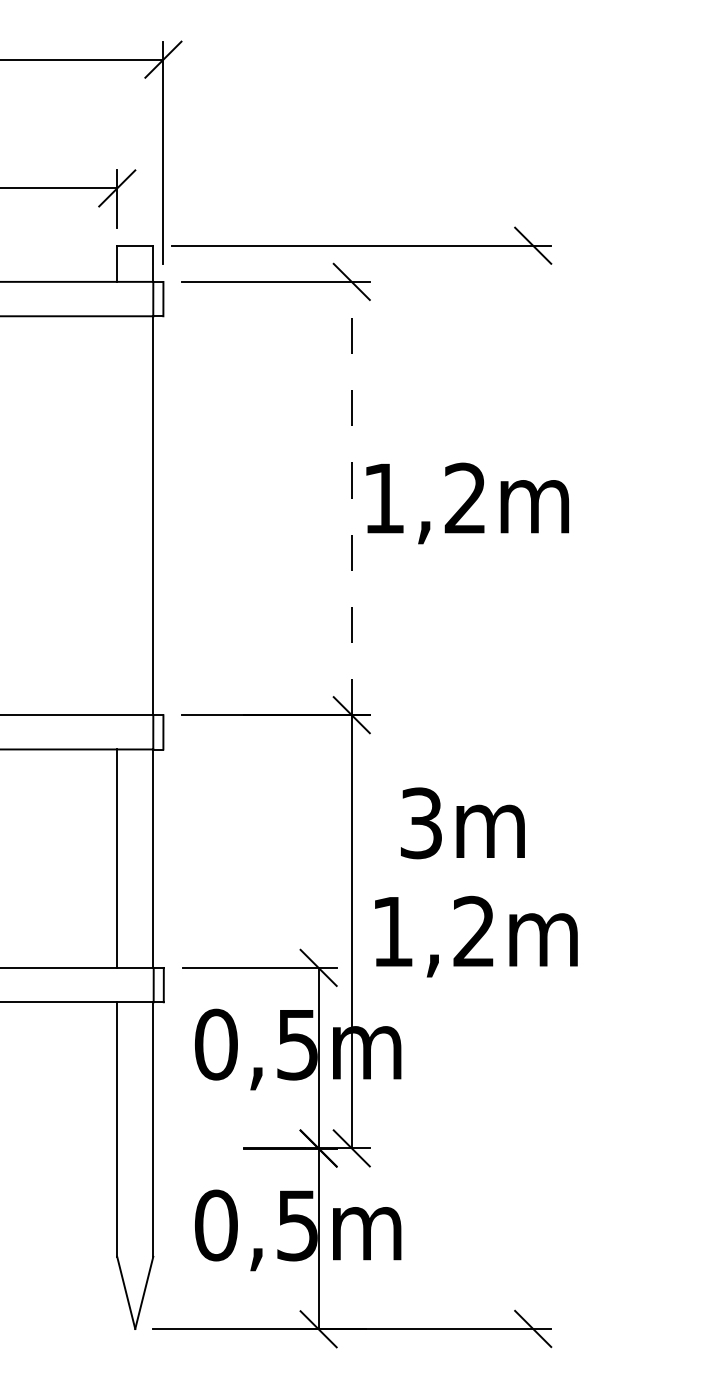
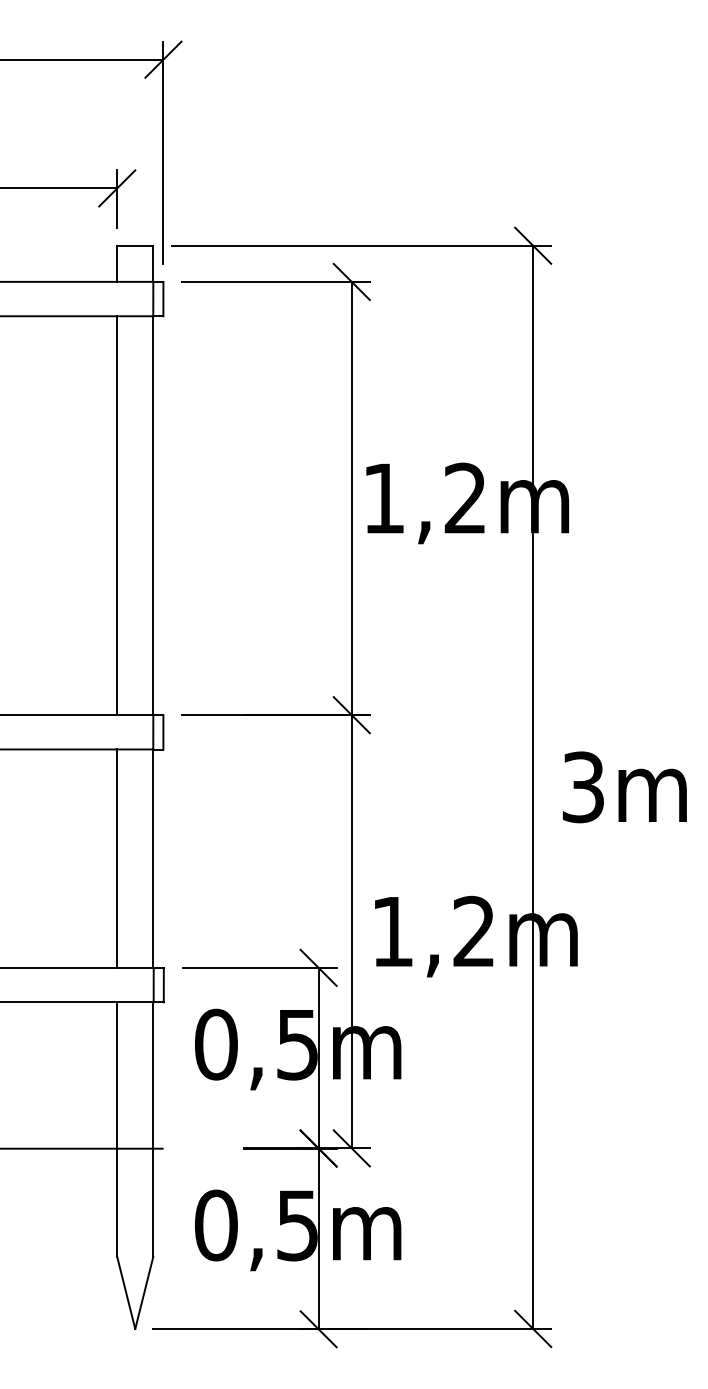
line: dashed -> solid (351, 498)
line: none -> present (117, 515)
line: none -> present (533, 786)
text position: (462, 823) -> (624, 787) (624, 787)
line: none -> present (82, 1148)
